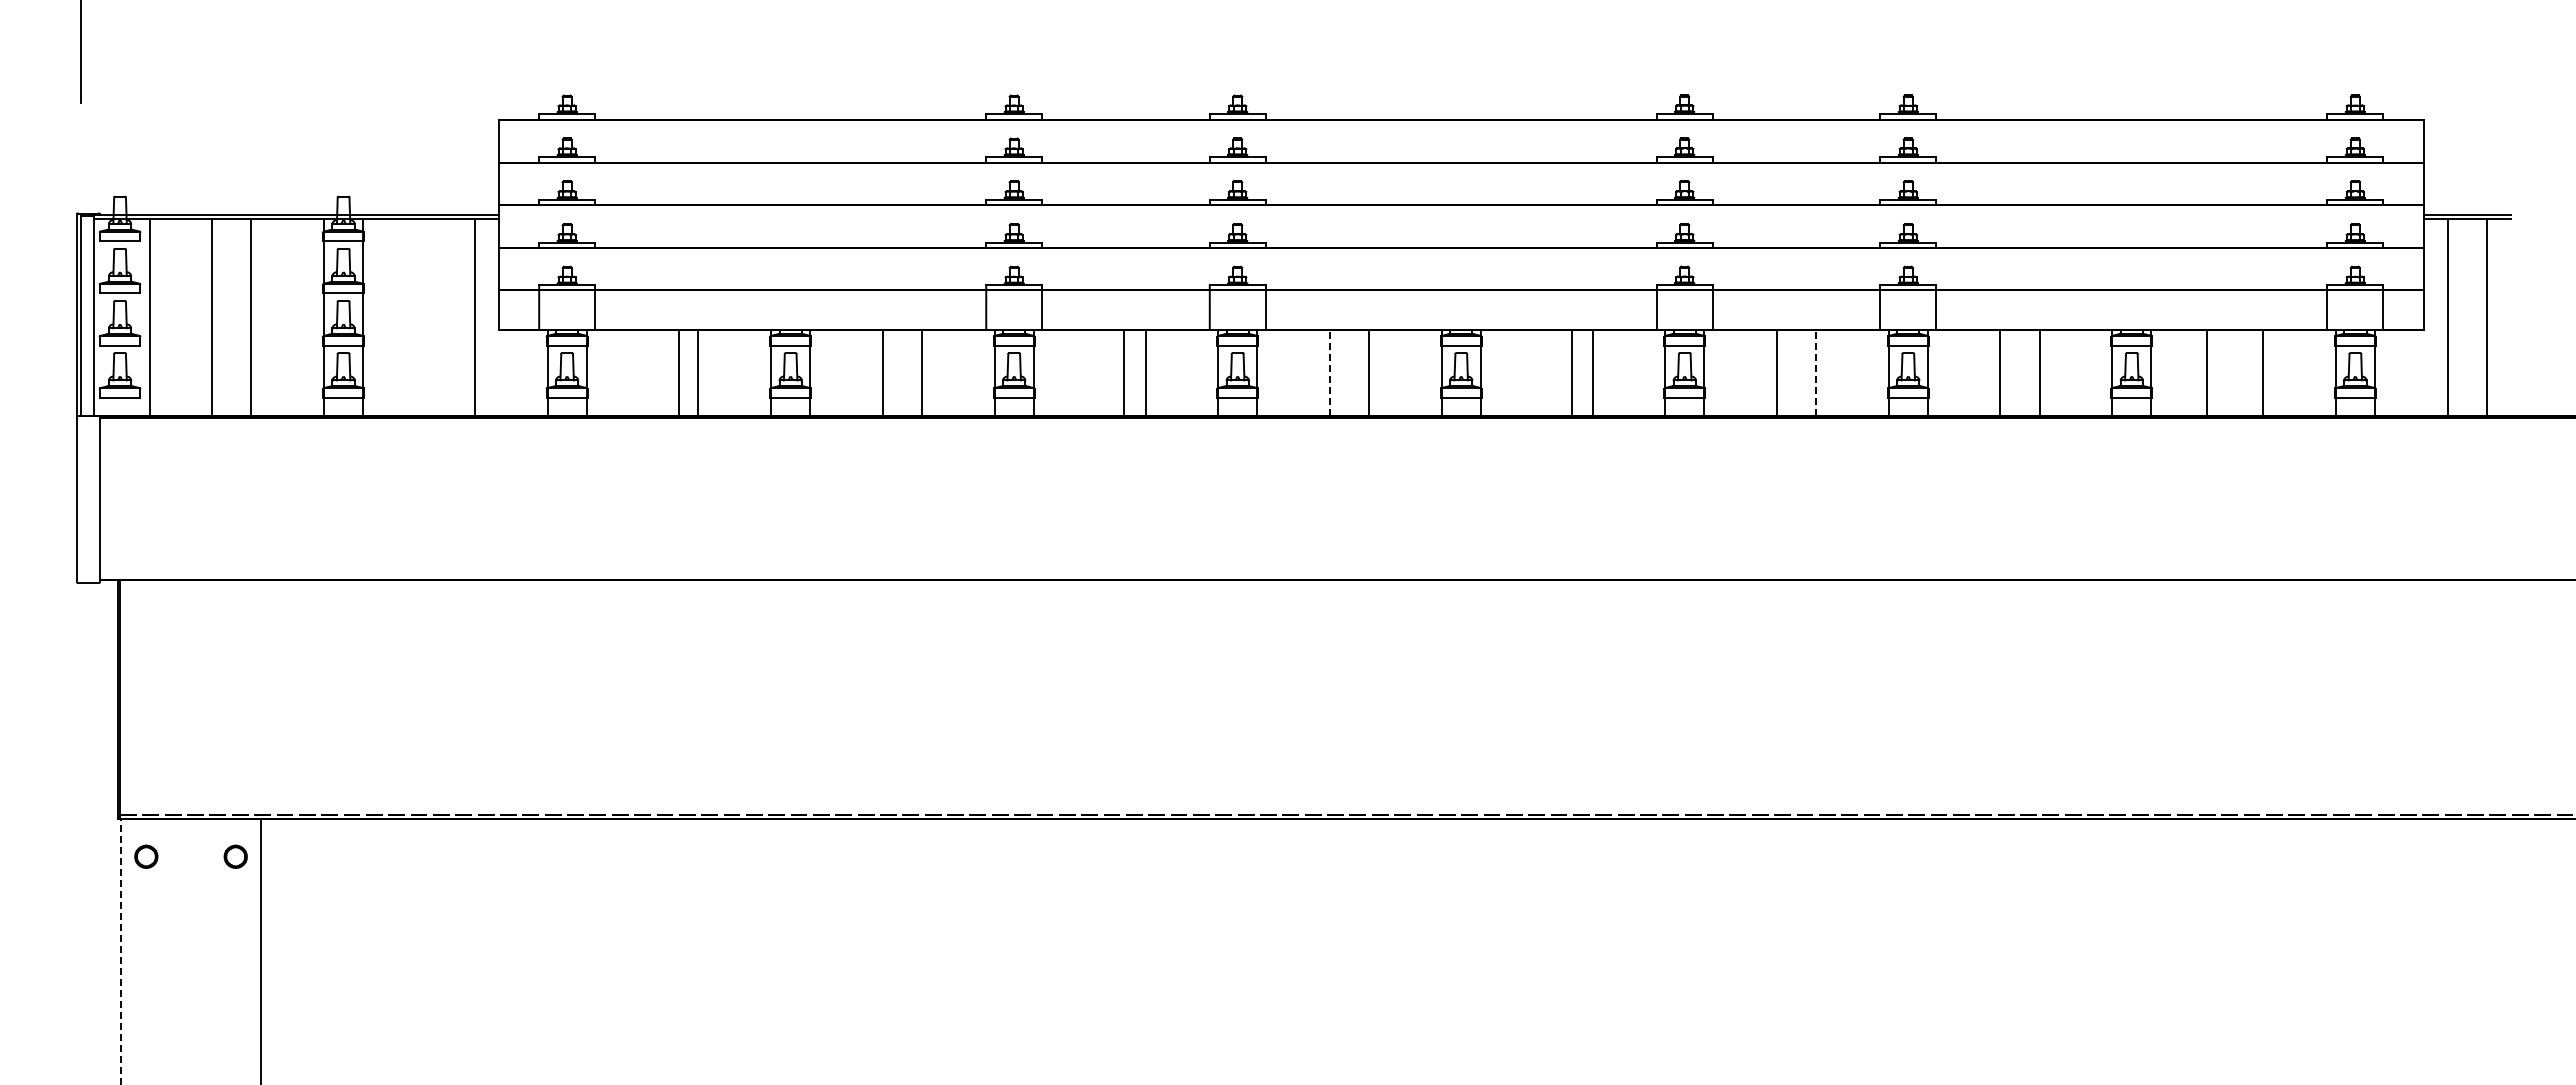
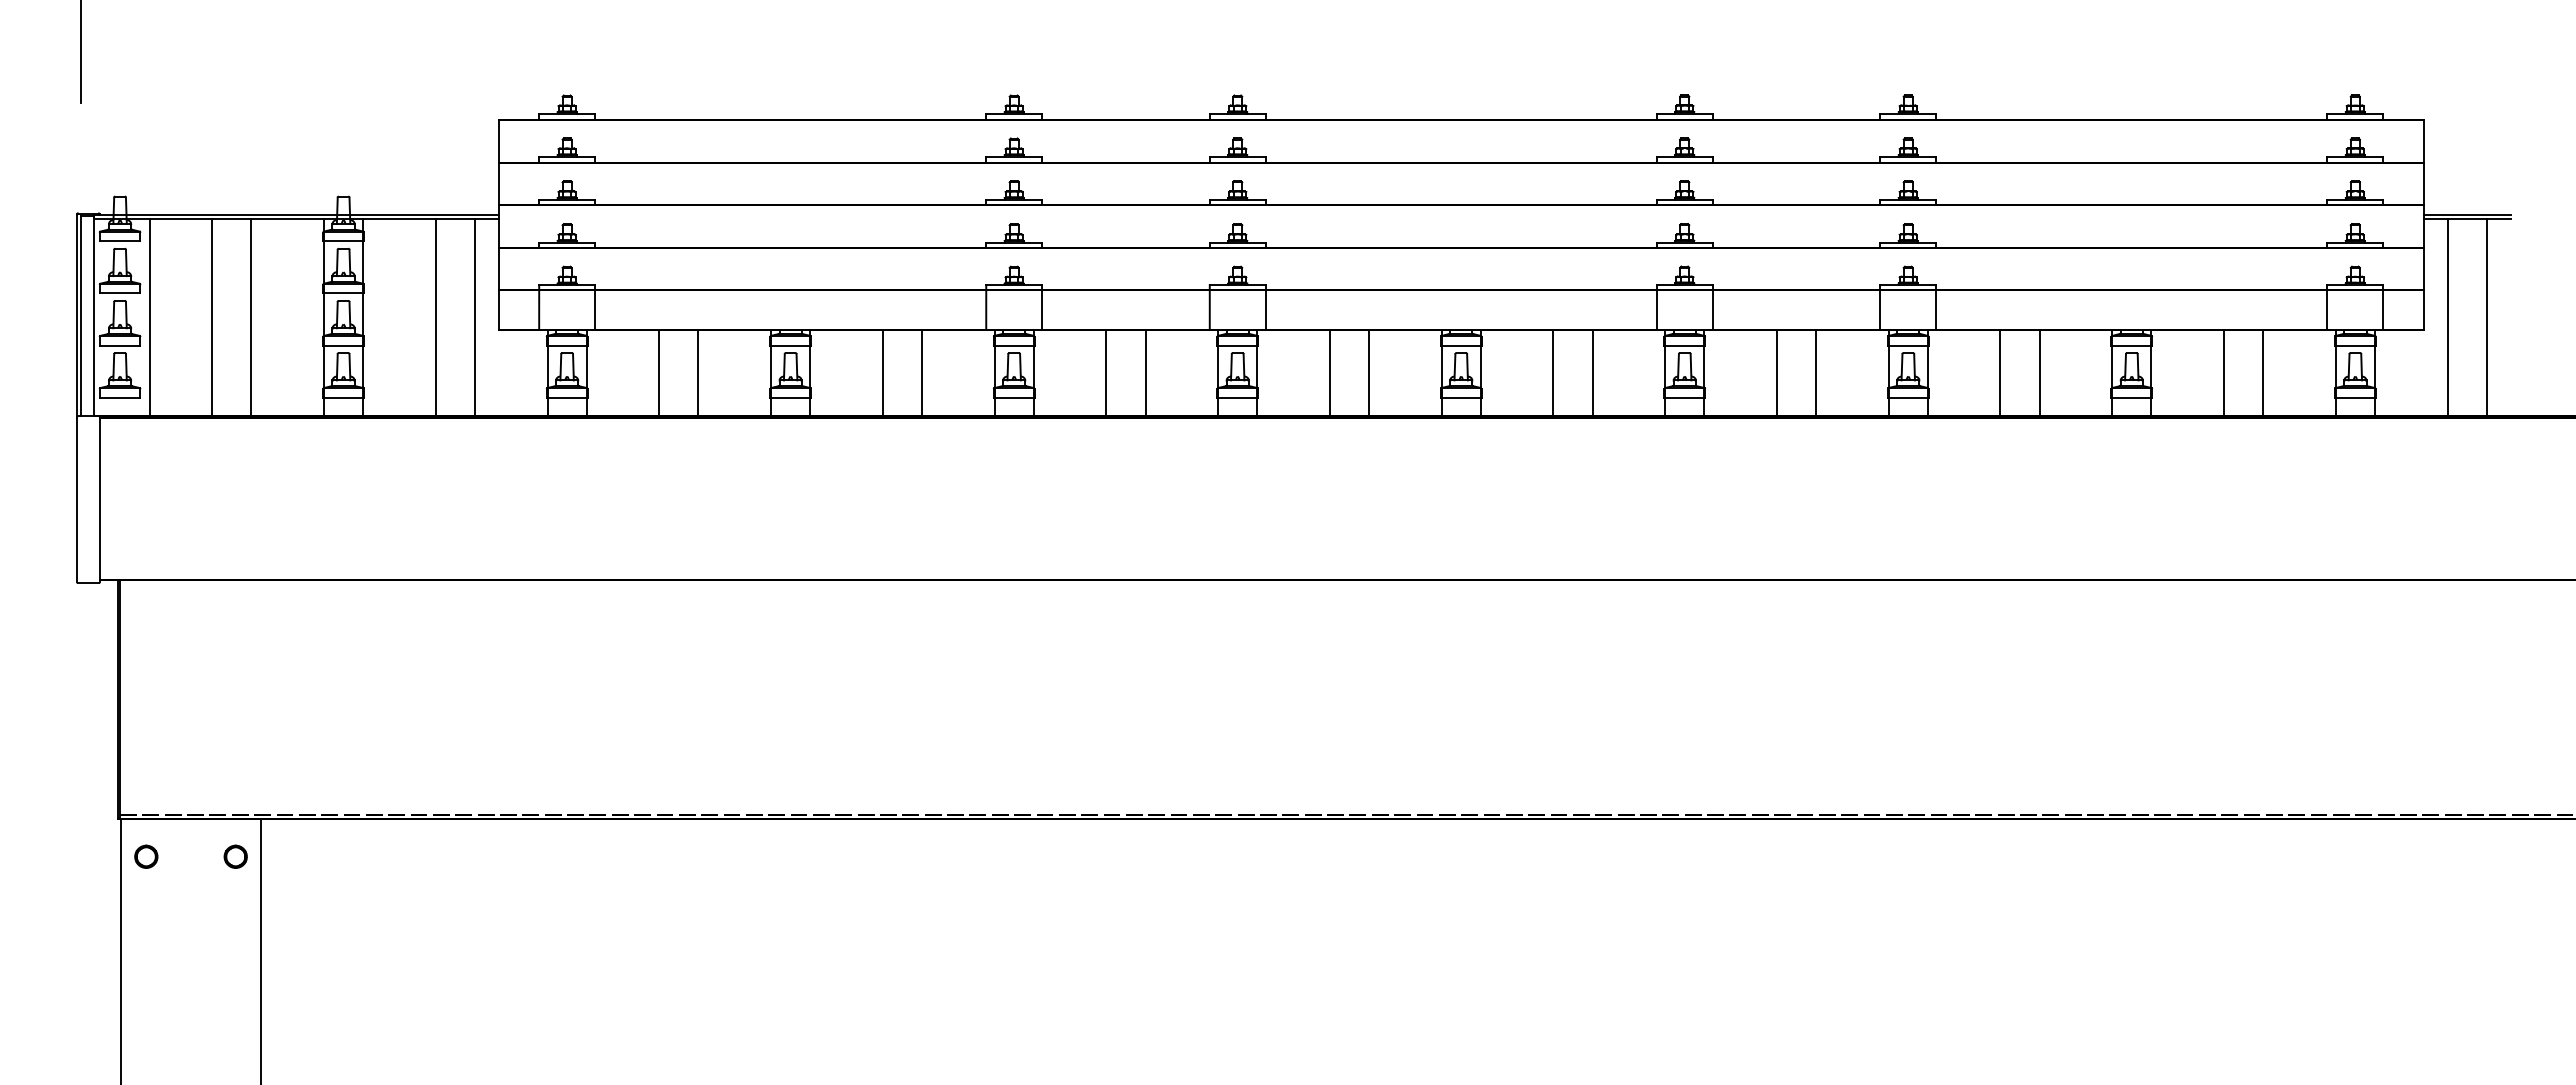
line: none -> present (435, 317)
line position: (679, 372) -> (659, 372) (659, 372)
line position: (1124, 372) -> (1106, 372) (1106, 372)
line: dashed -> solid (1329, 372)
line position: (1572, 372) -> (1553, 372) (1553, 372)
line: dashed -> solid (1816, 372)
line position: (2207, 372) -> (2224, 372) (2224, 372)
line: dashed -> solid (121, 951)
